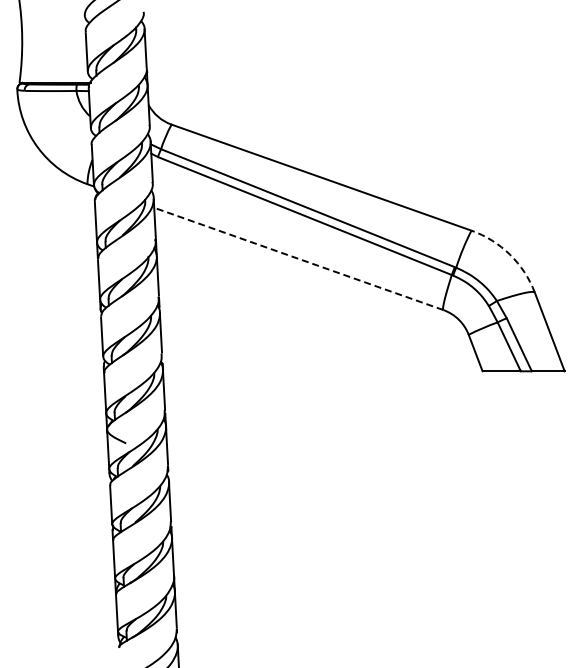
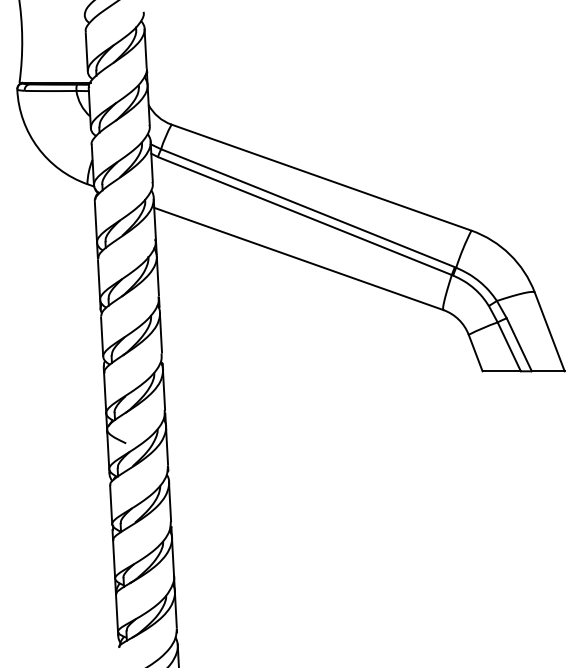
arc: dashed -> solid (509, 254)
line: dashed -> solid (298, 258)
